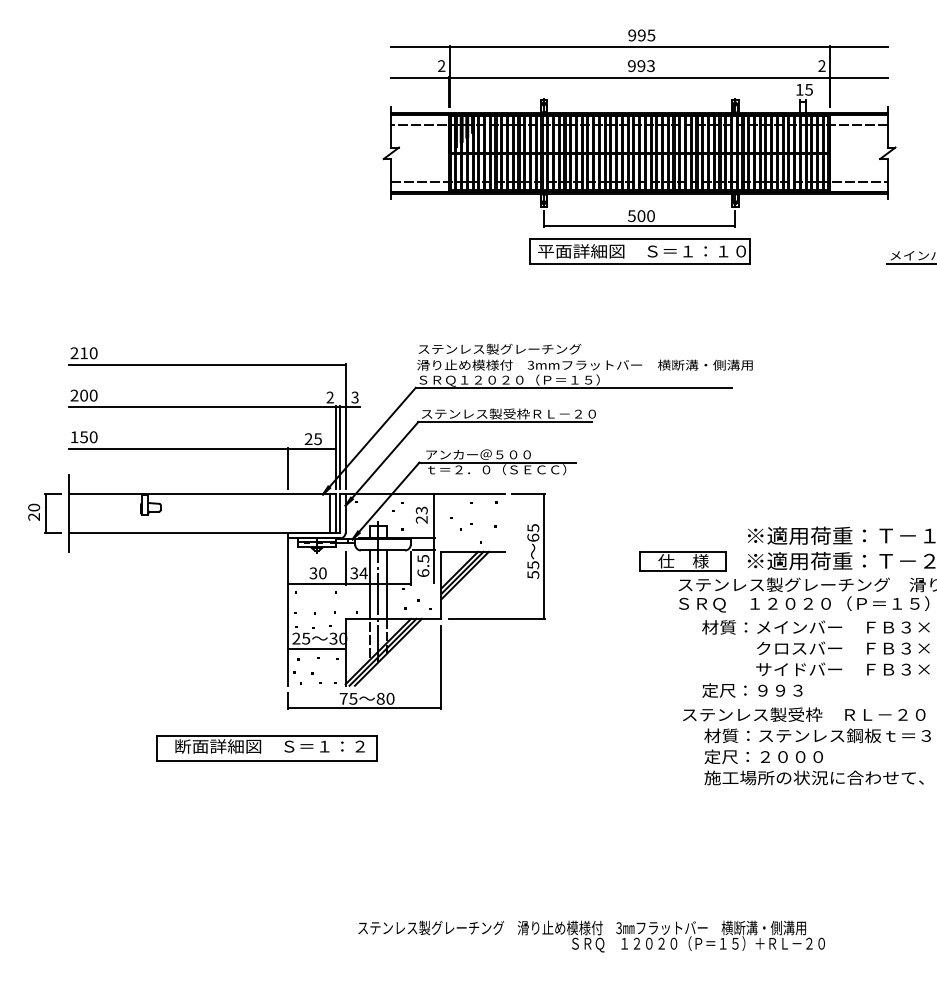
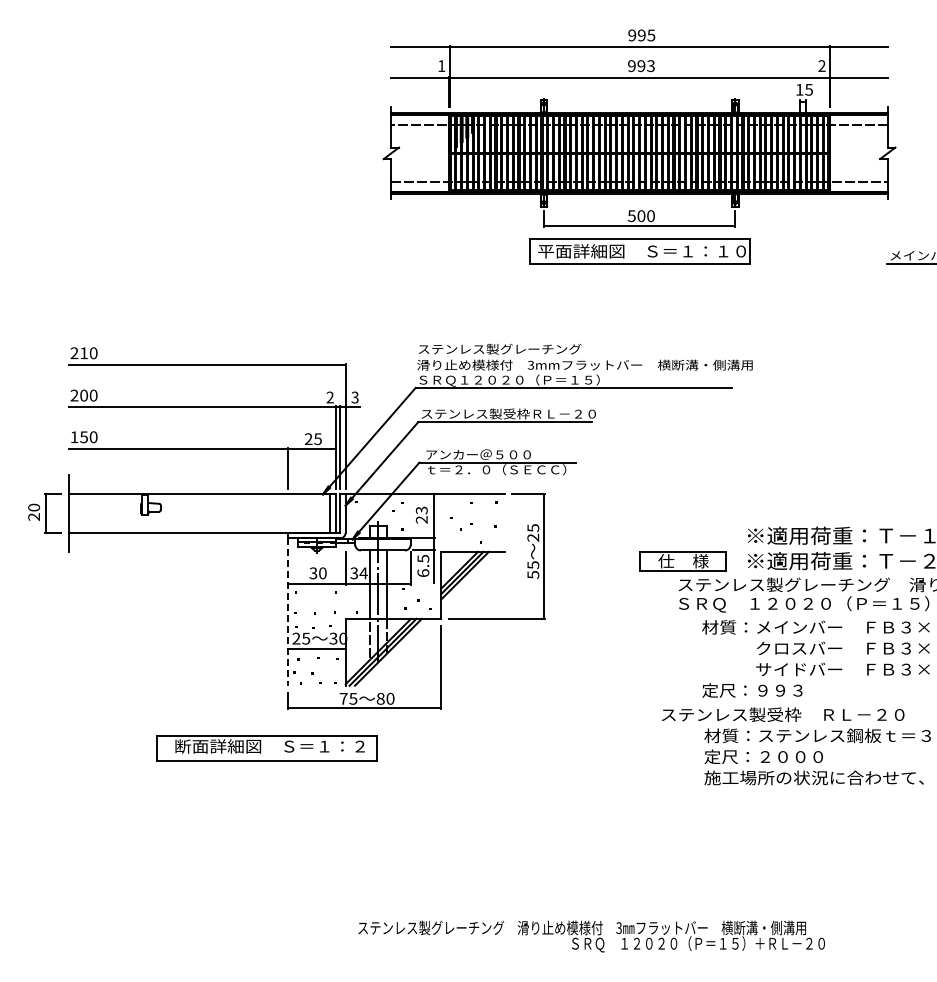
text: 2 -> 1 (441, 65)
text: 65 -> 25 (533, 537)
line: solid -> dashed (288, 612)
text position: (804, 714) -> (783, 714) (783, 714)
